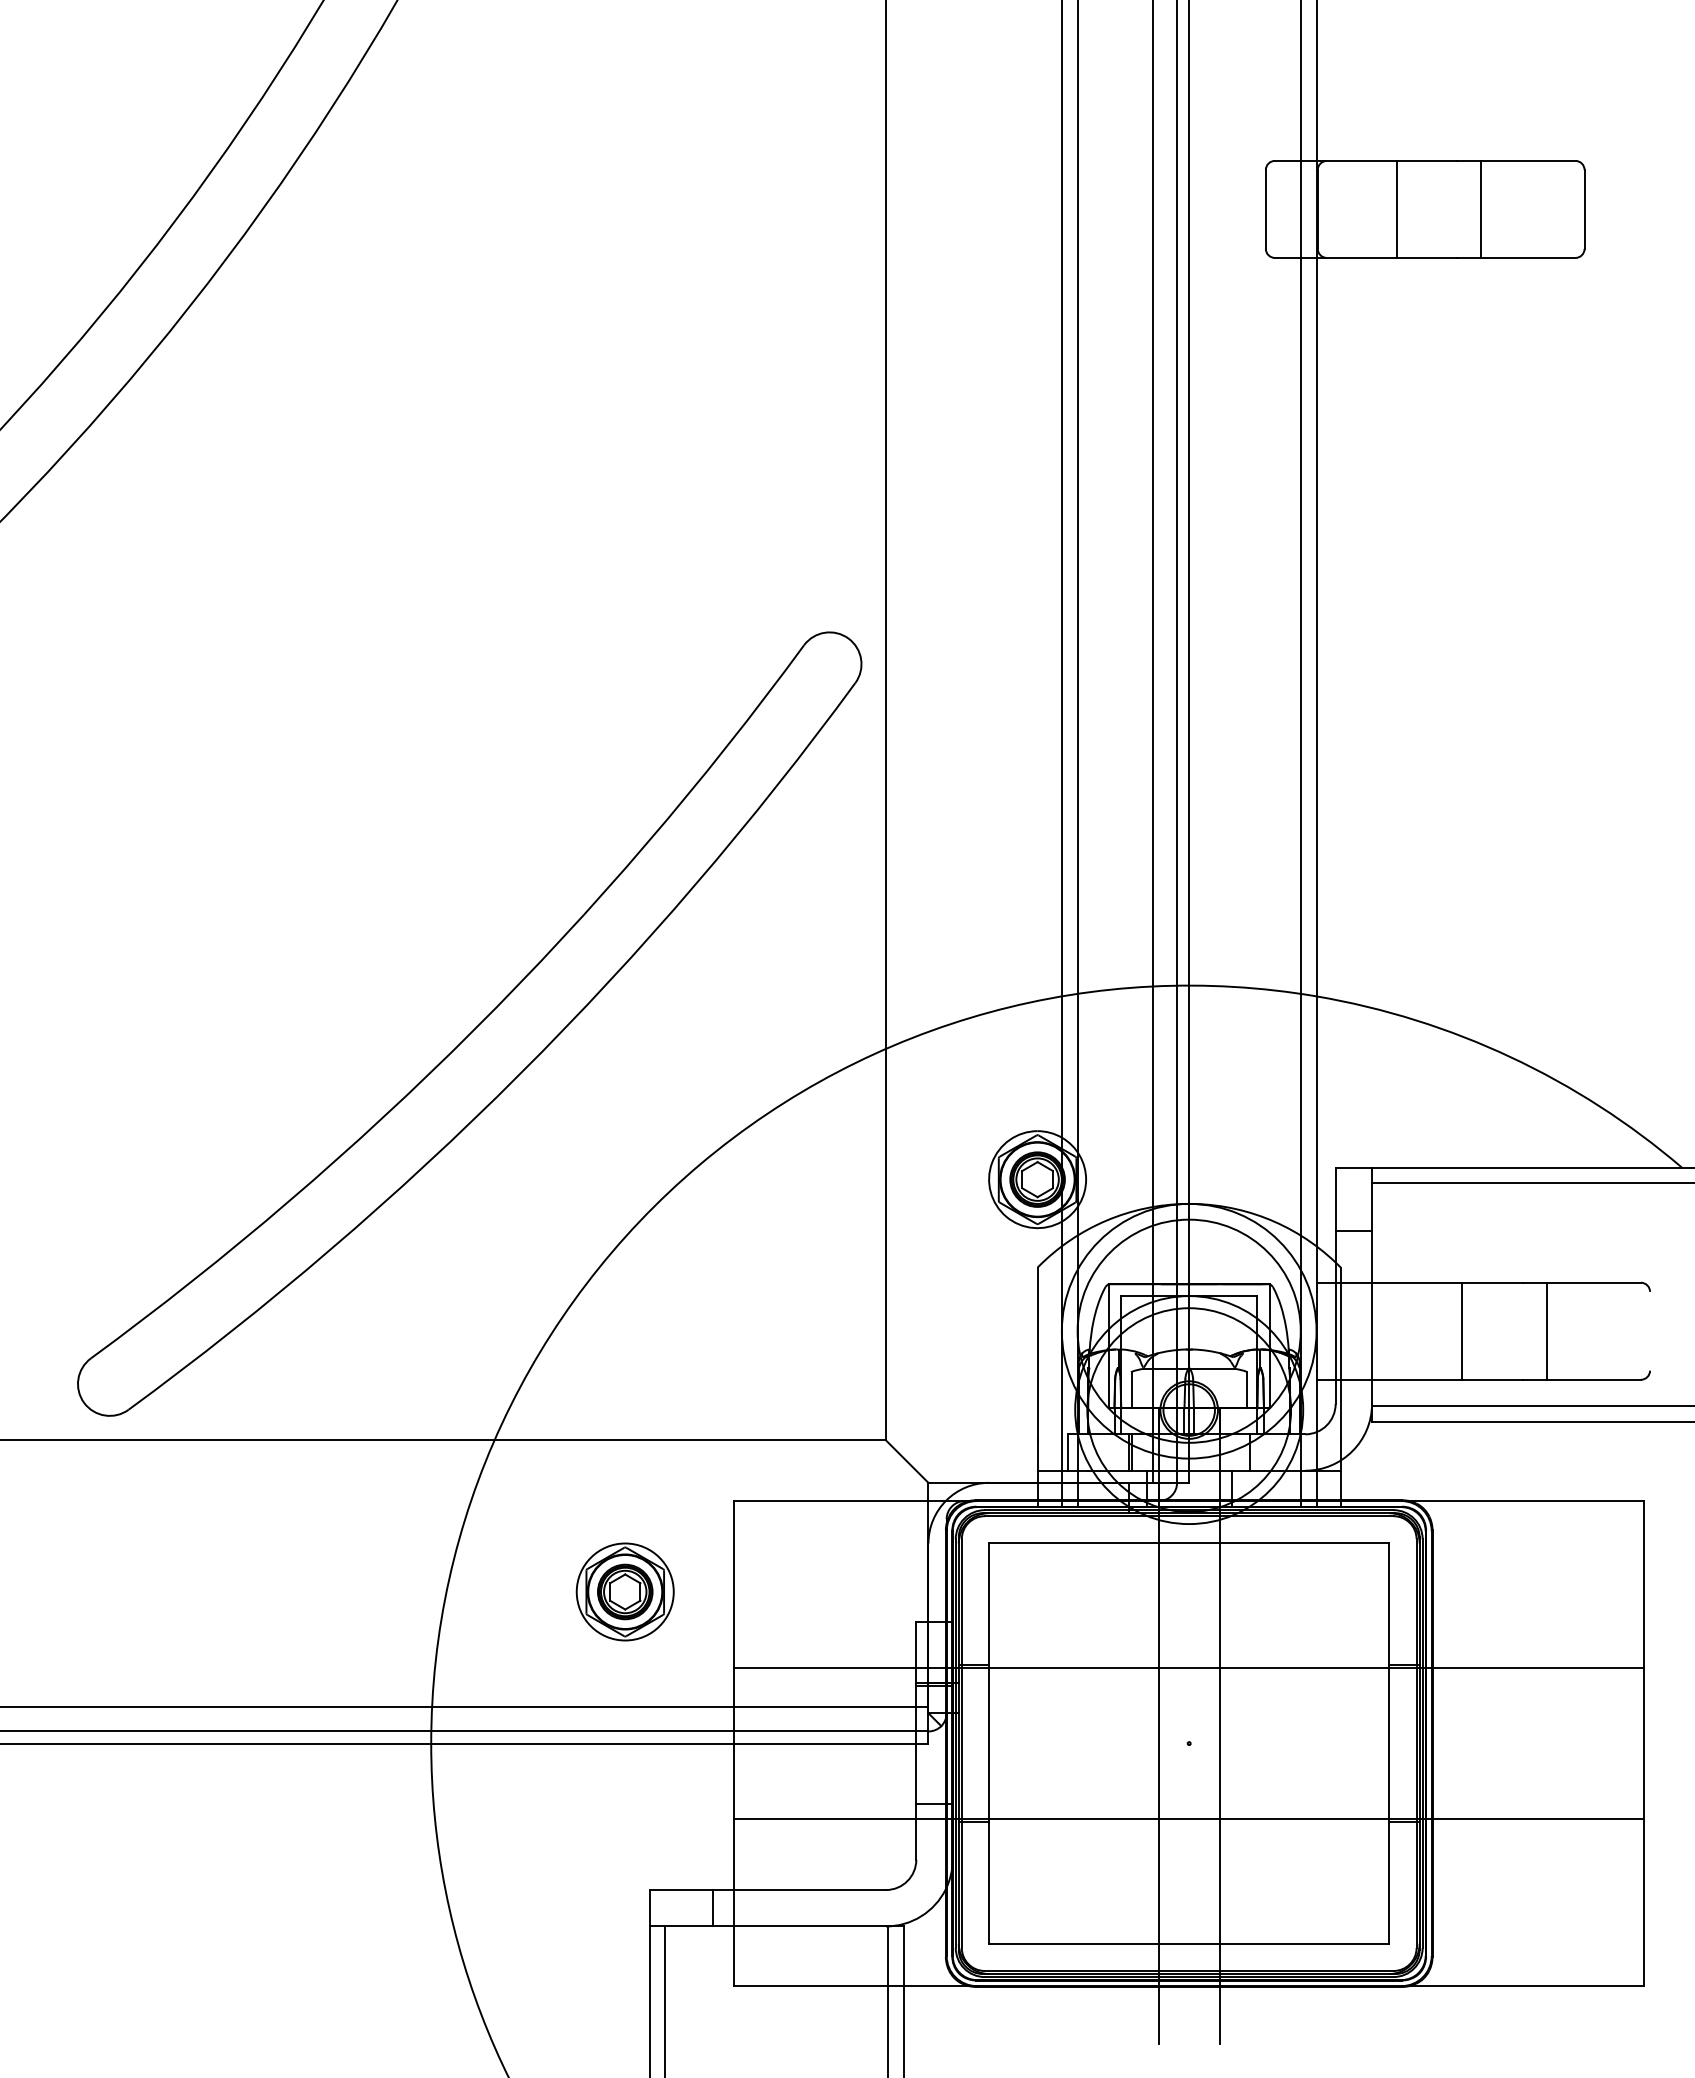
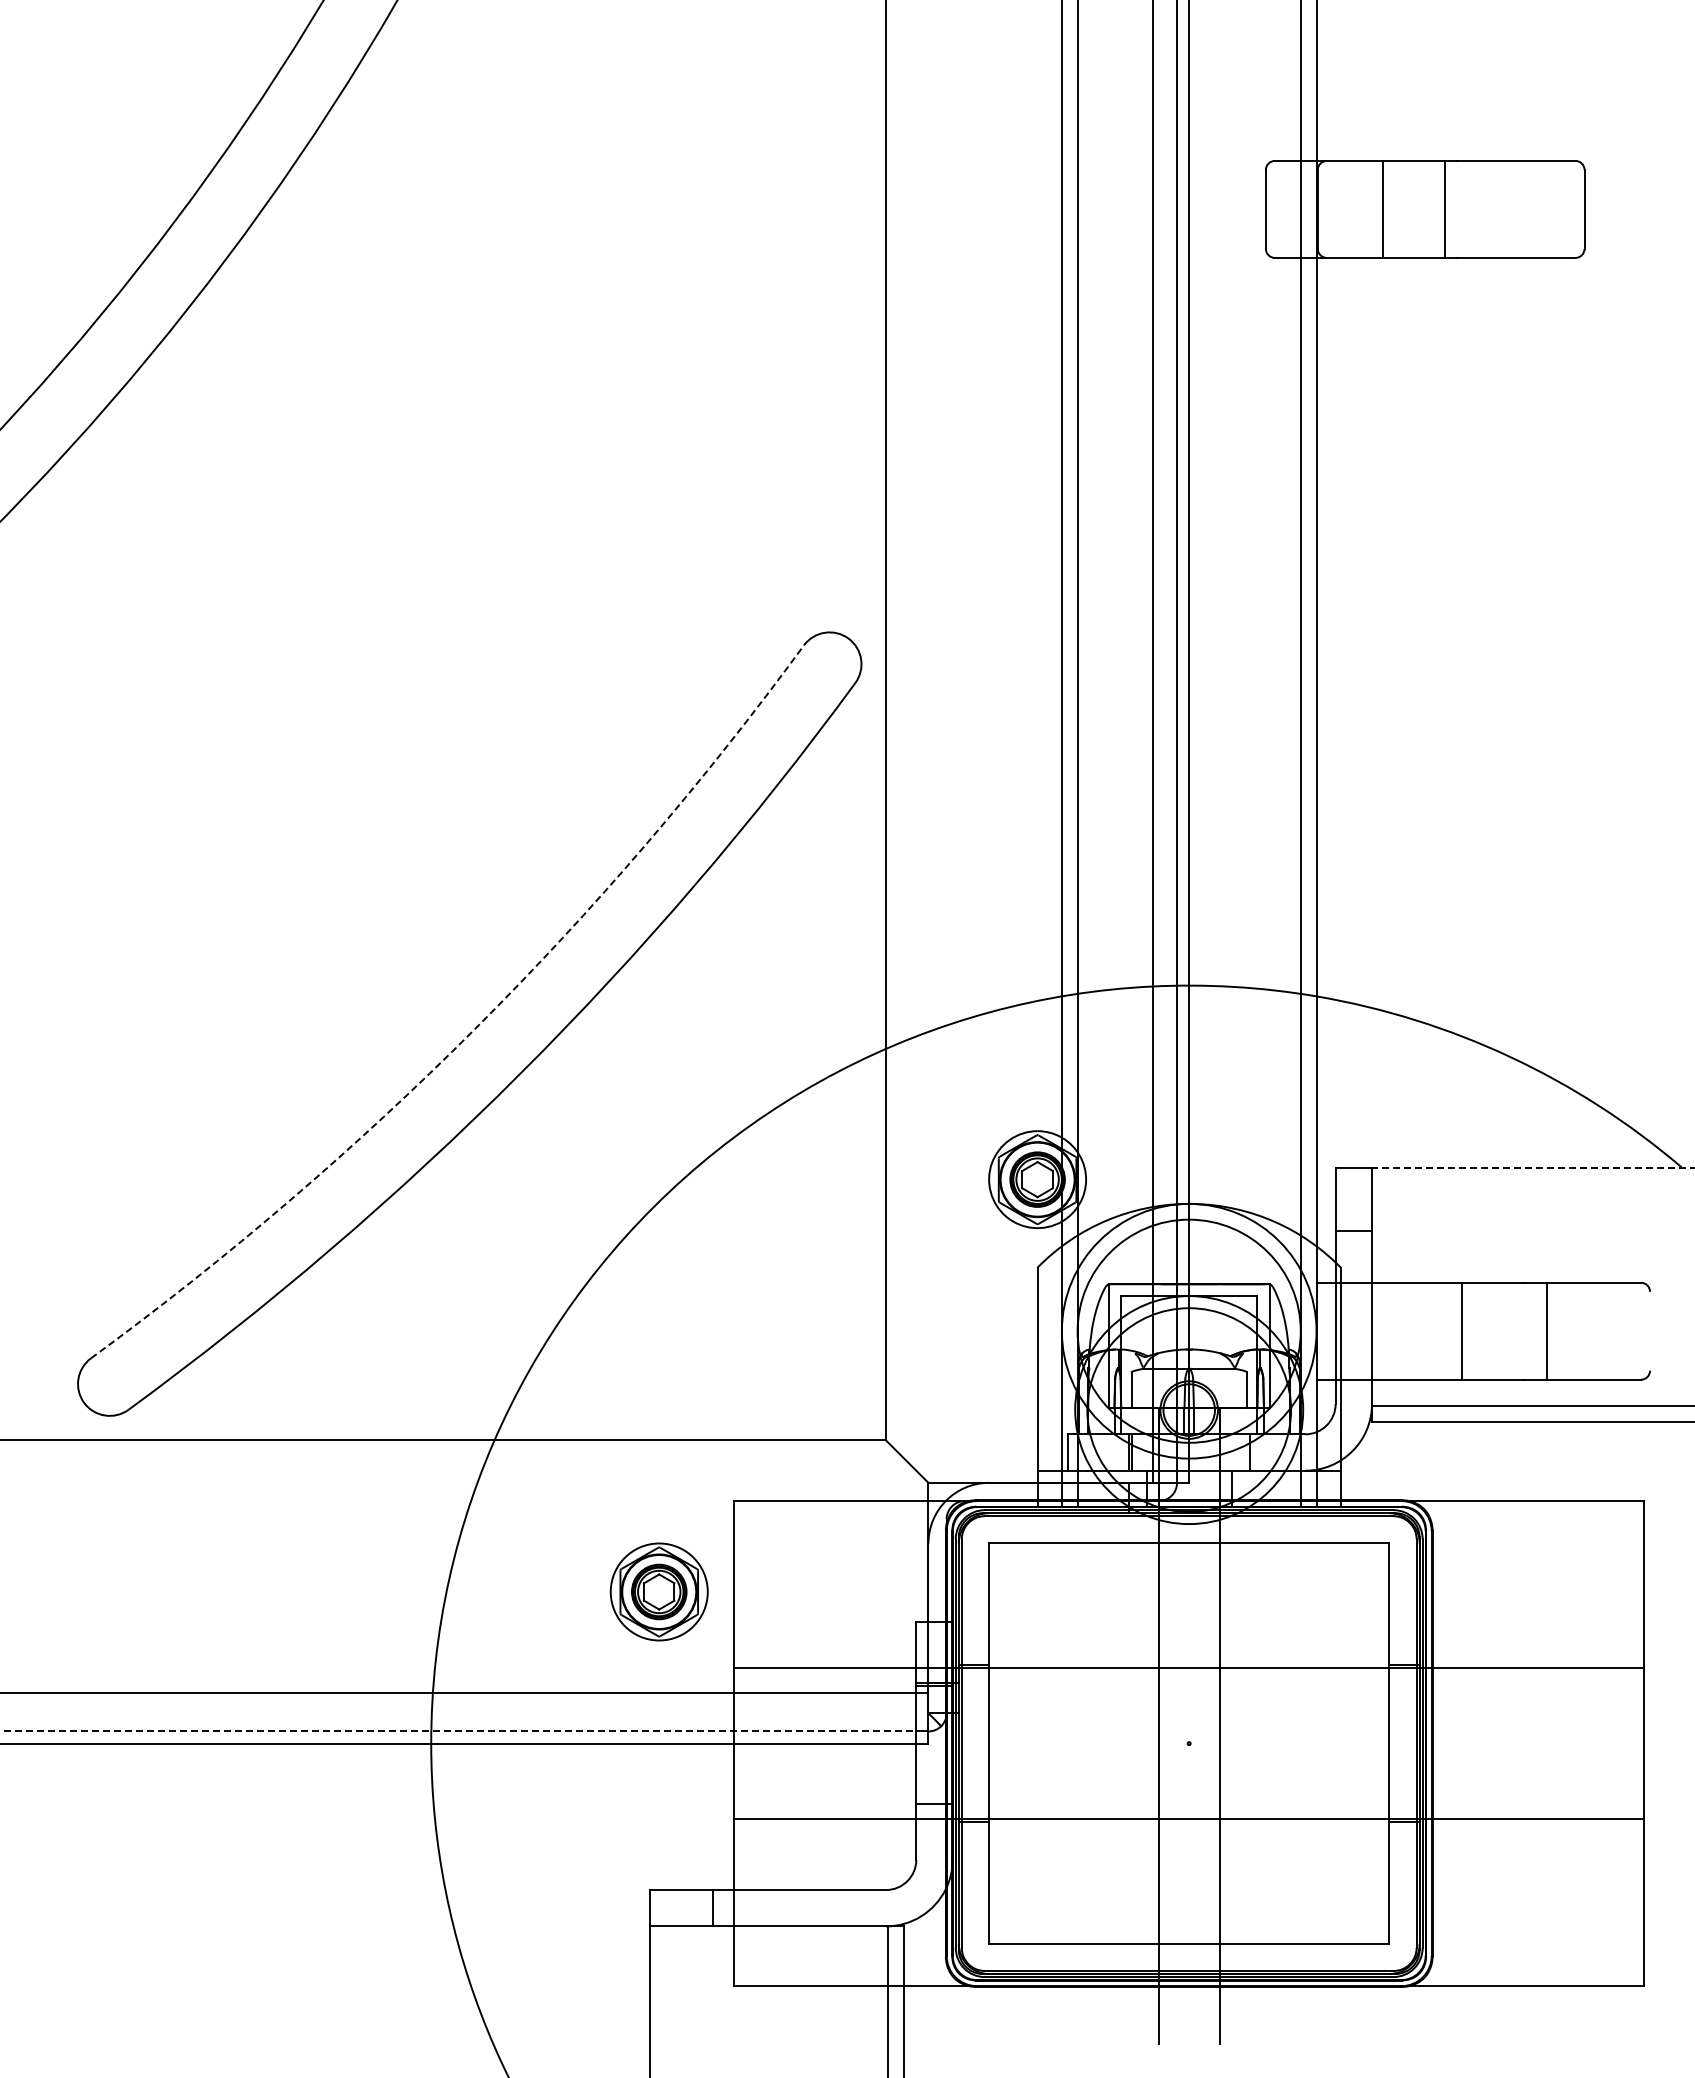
line position: (1396, 208) -> (1382, 208) (1382, 208)
line position: (1481, 208) -> (1445, 208) (1445, 208)
arc: solid -> dashed (474, 1029)
line: solid -> dashed (1532, 1167)
line: present -> none (1531, 1183)
part position: (624, 1591) -> (658, 1591) (658, 1591)
line position: (465, 1707) -> (465, 1693) (465, 1693)
line: solid -> dashed (458, 1731)
line: present -> none (665, 2000)
